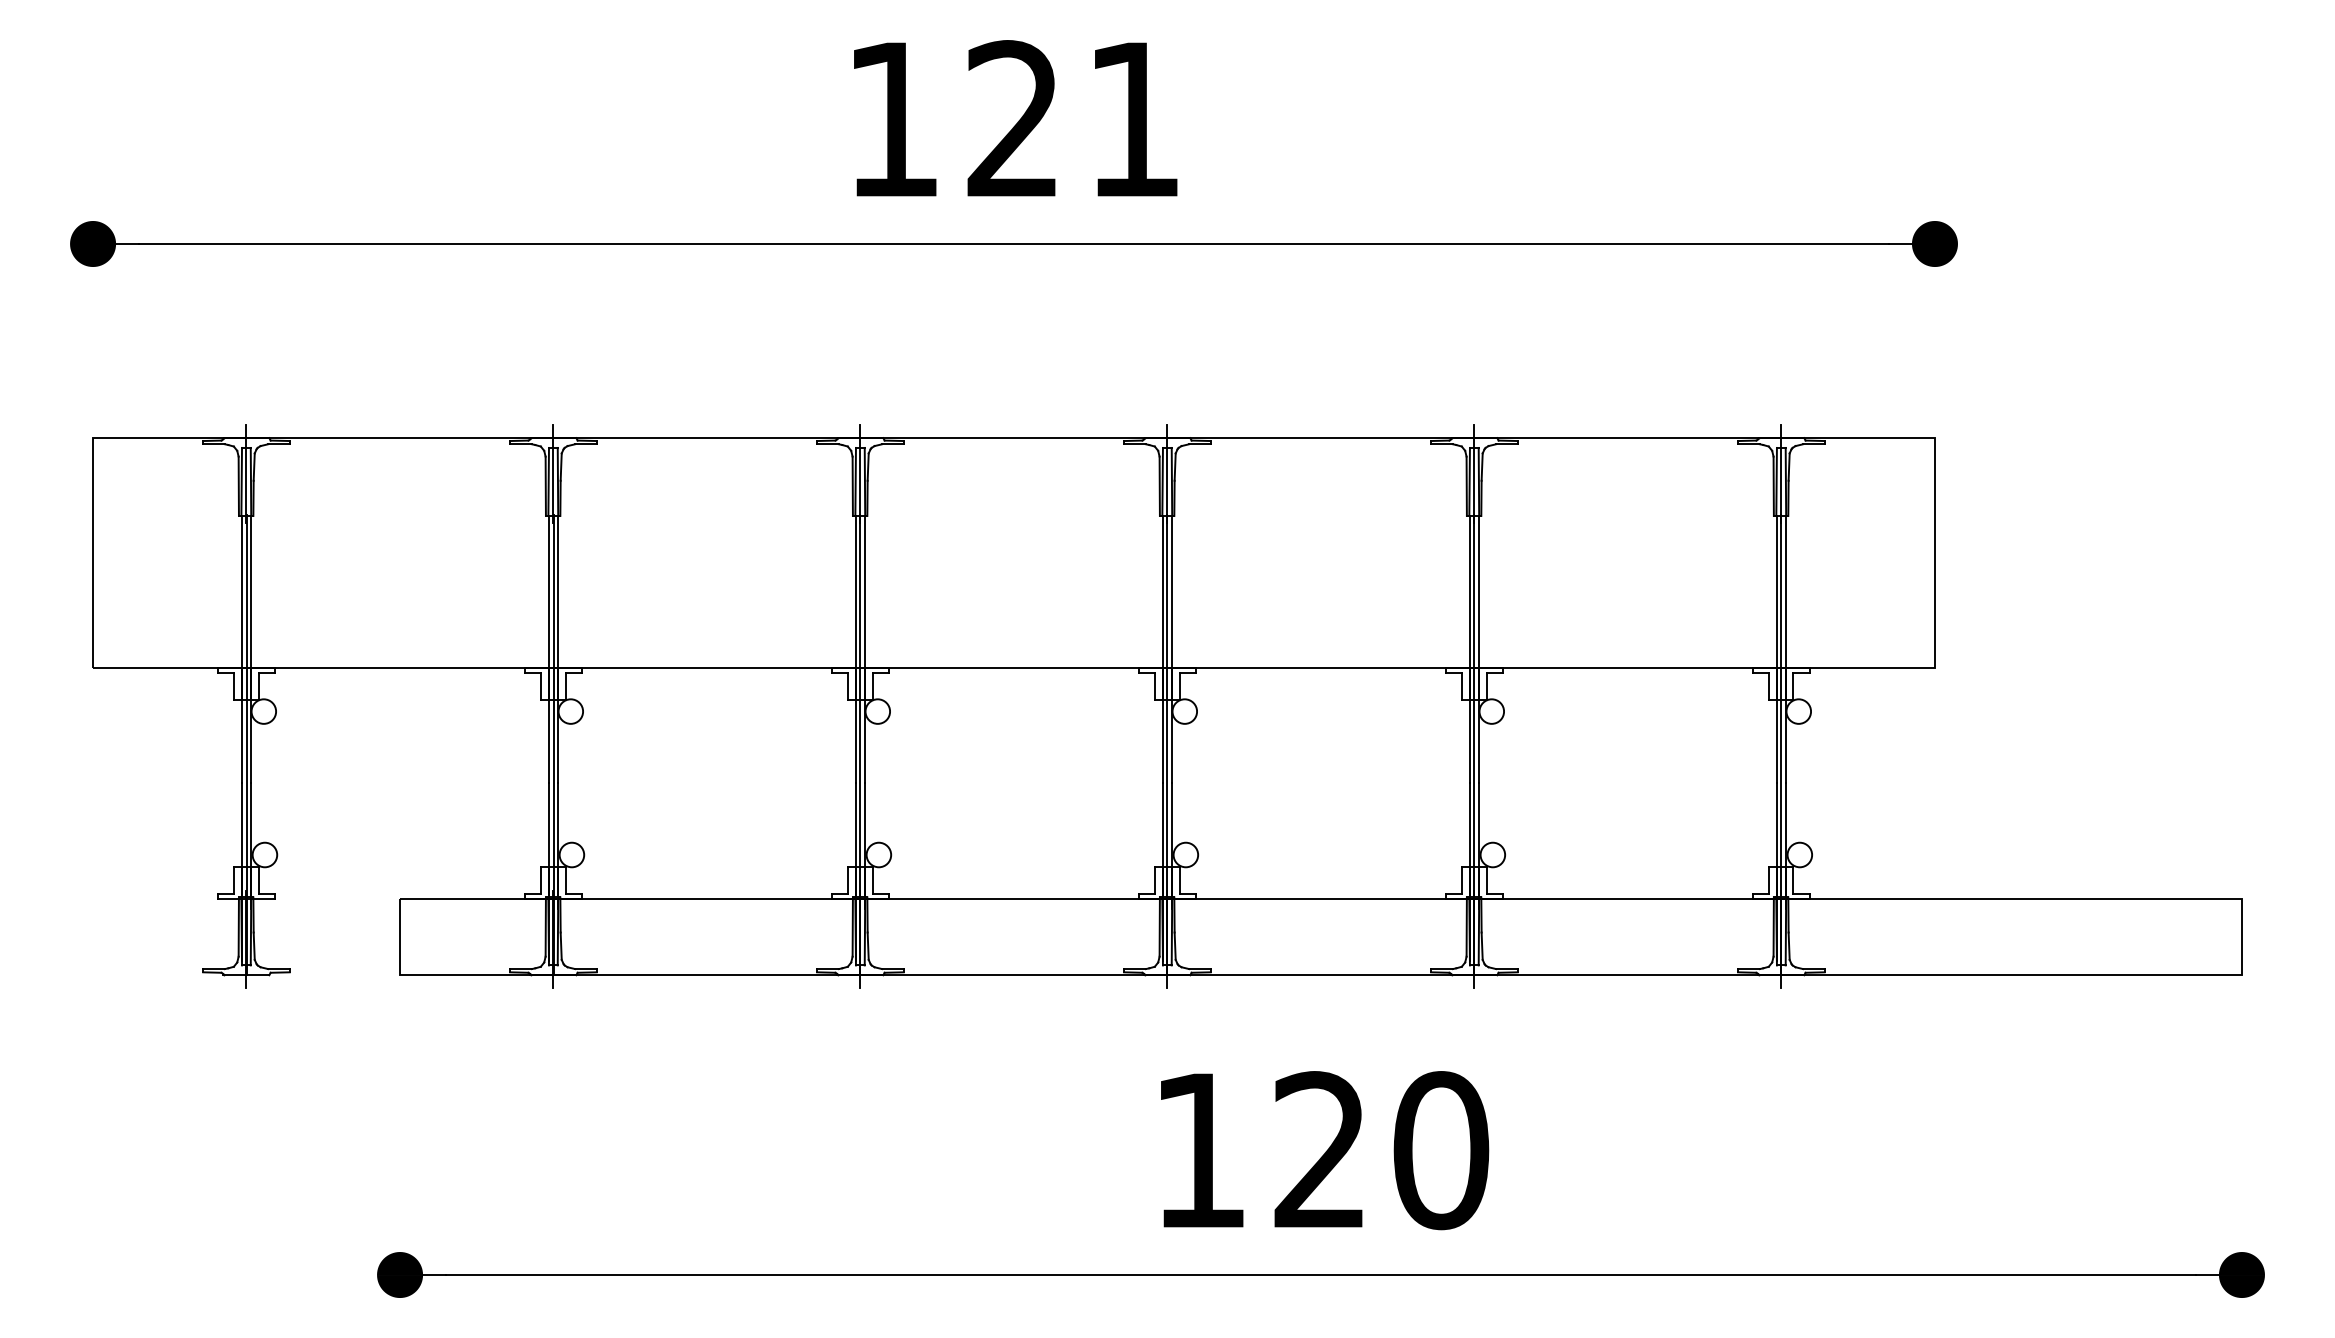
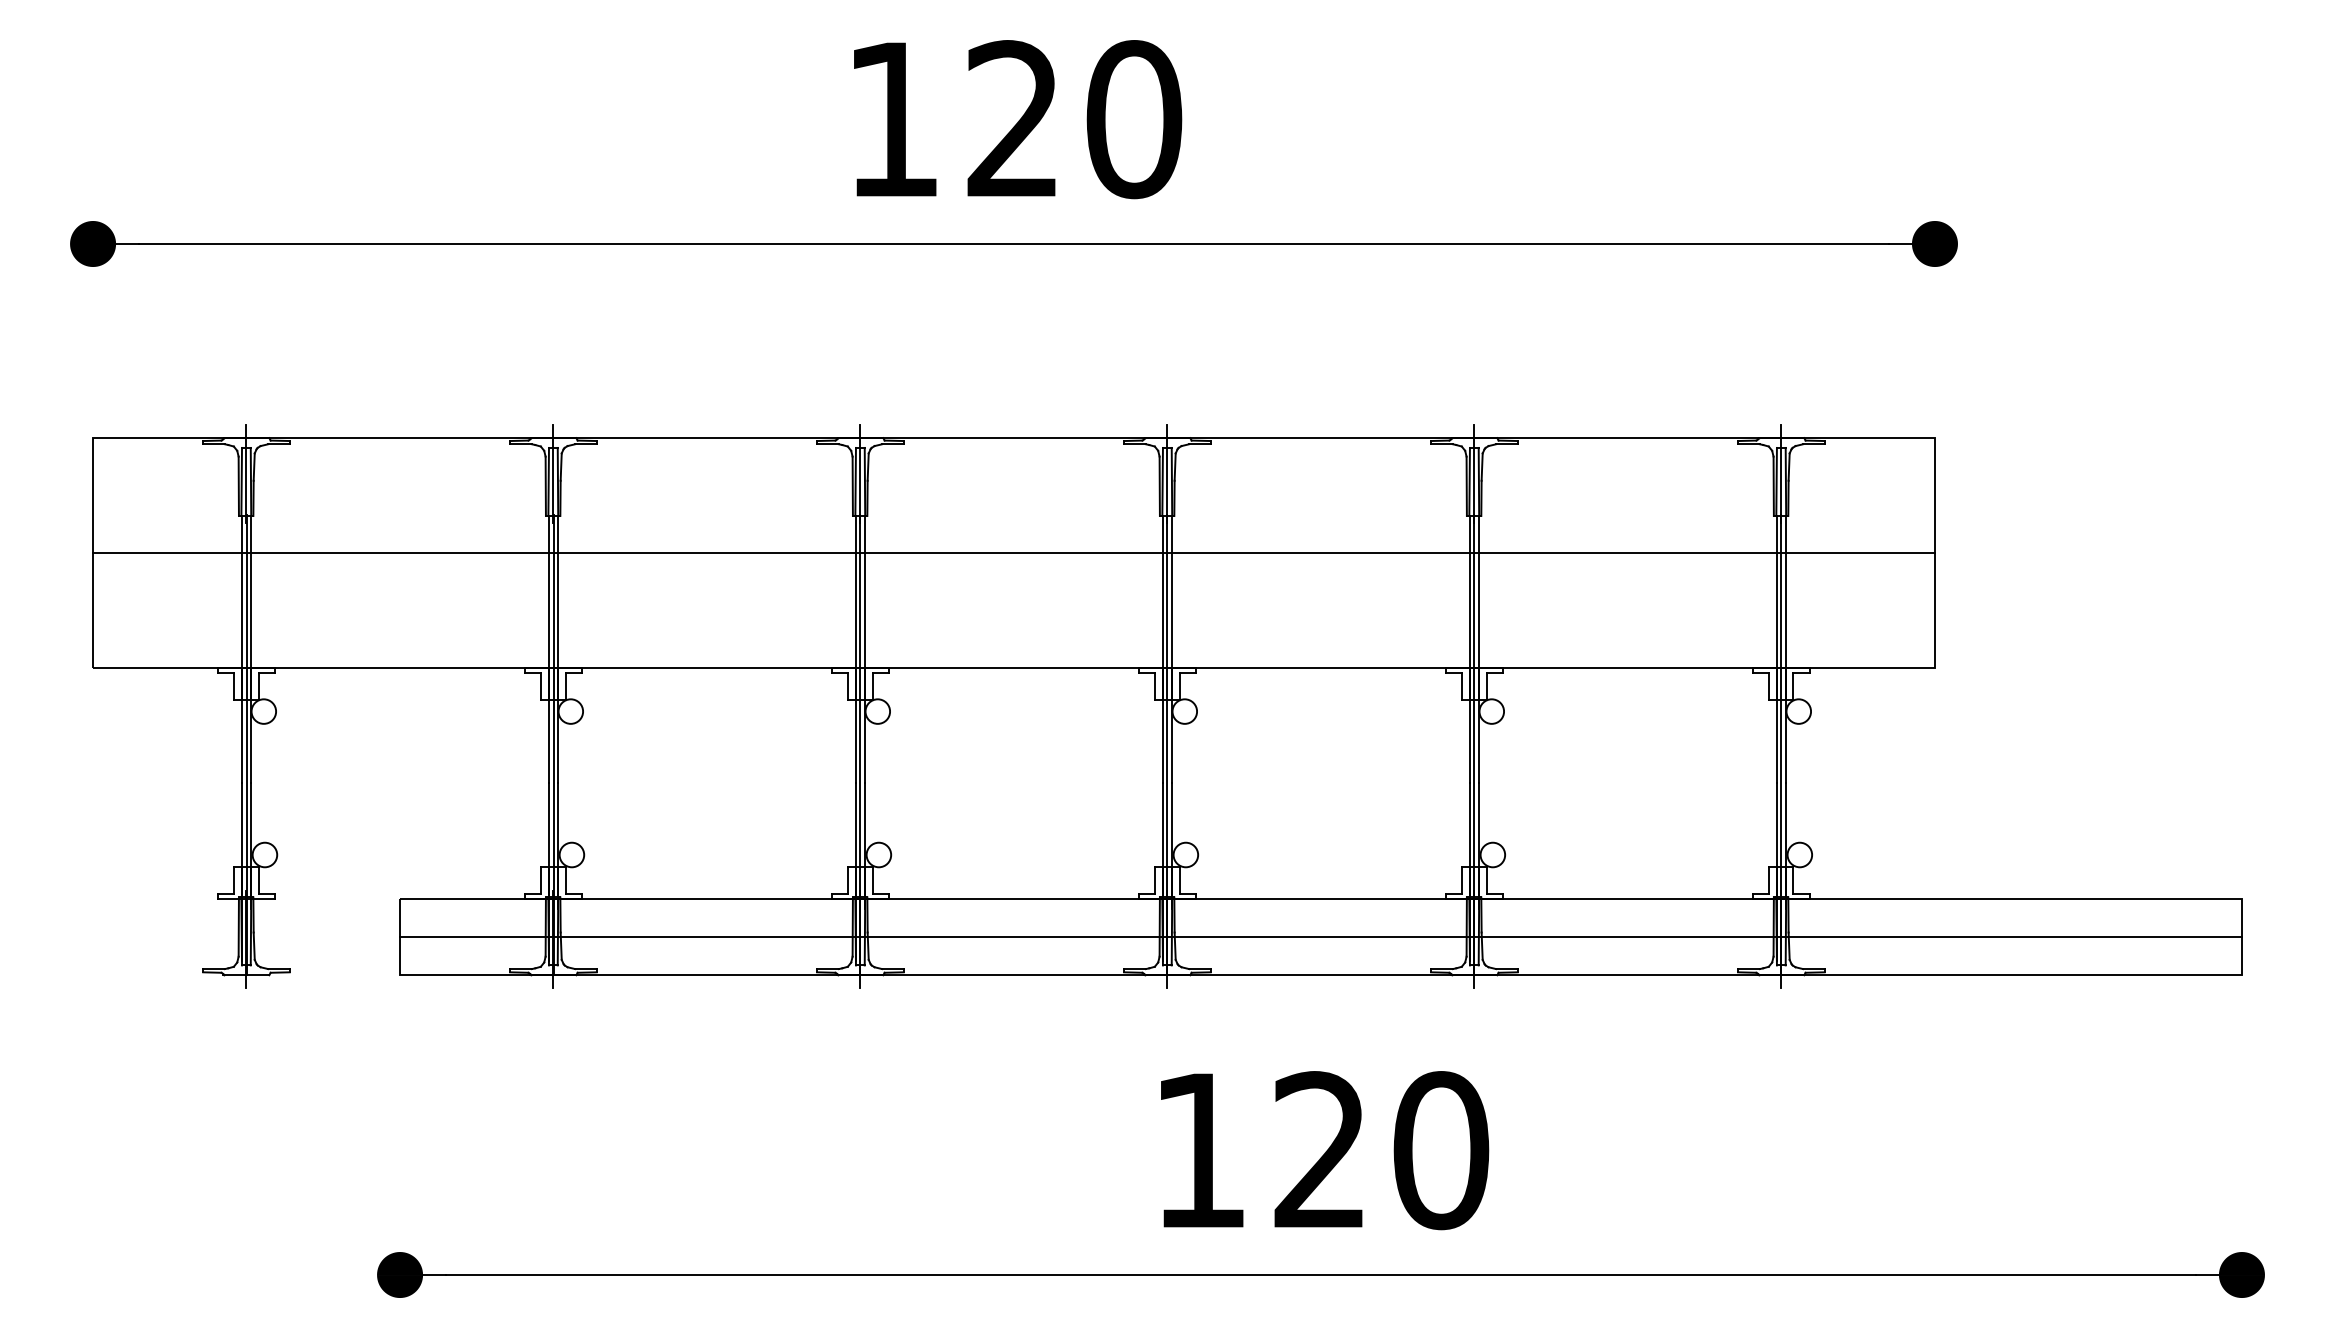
text: 121 -> 120 (1134, 119)
line: none -> present (1013, 553)
line: none -> present (1320, 936)
